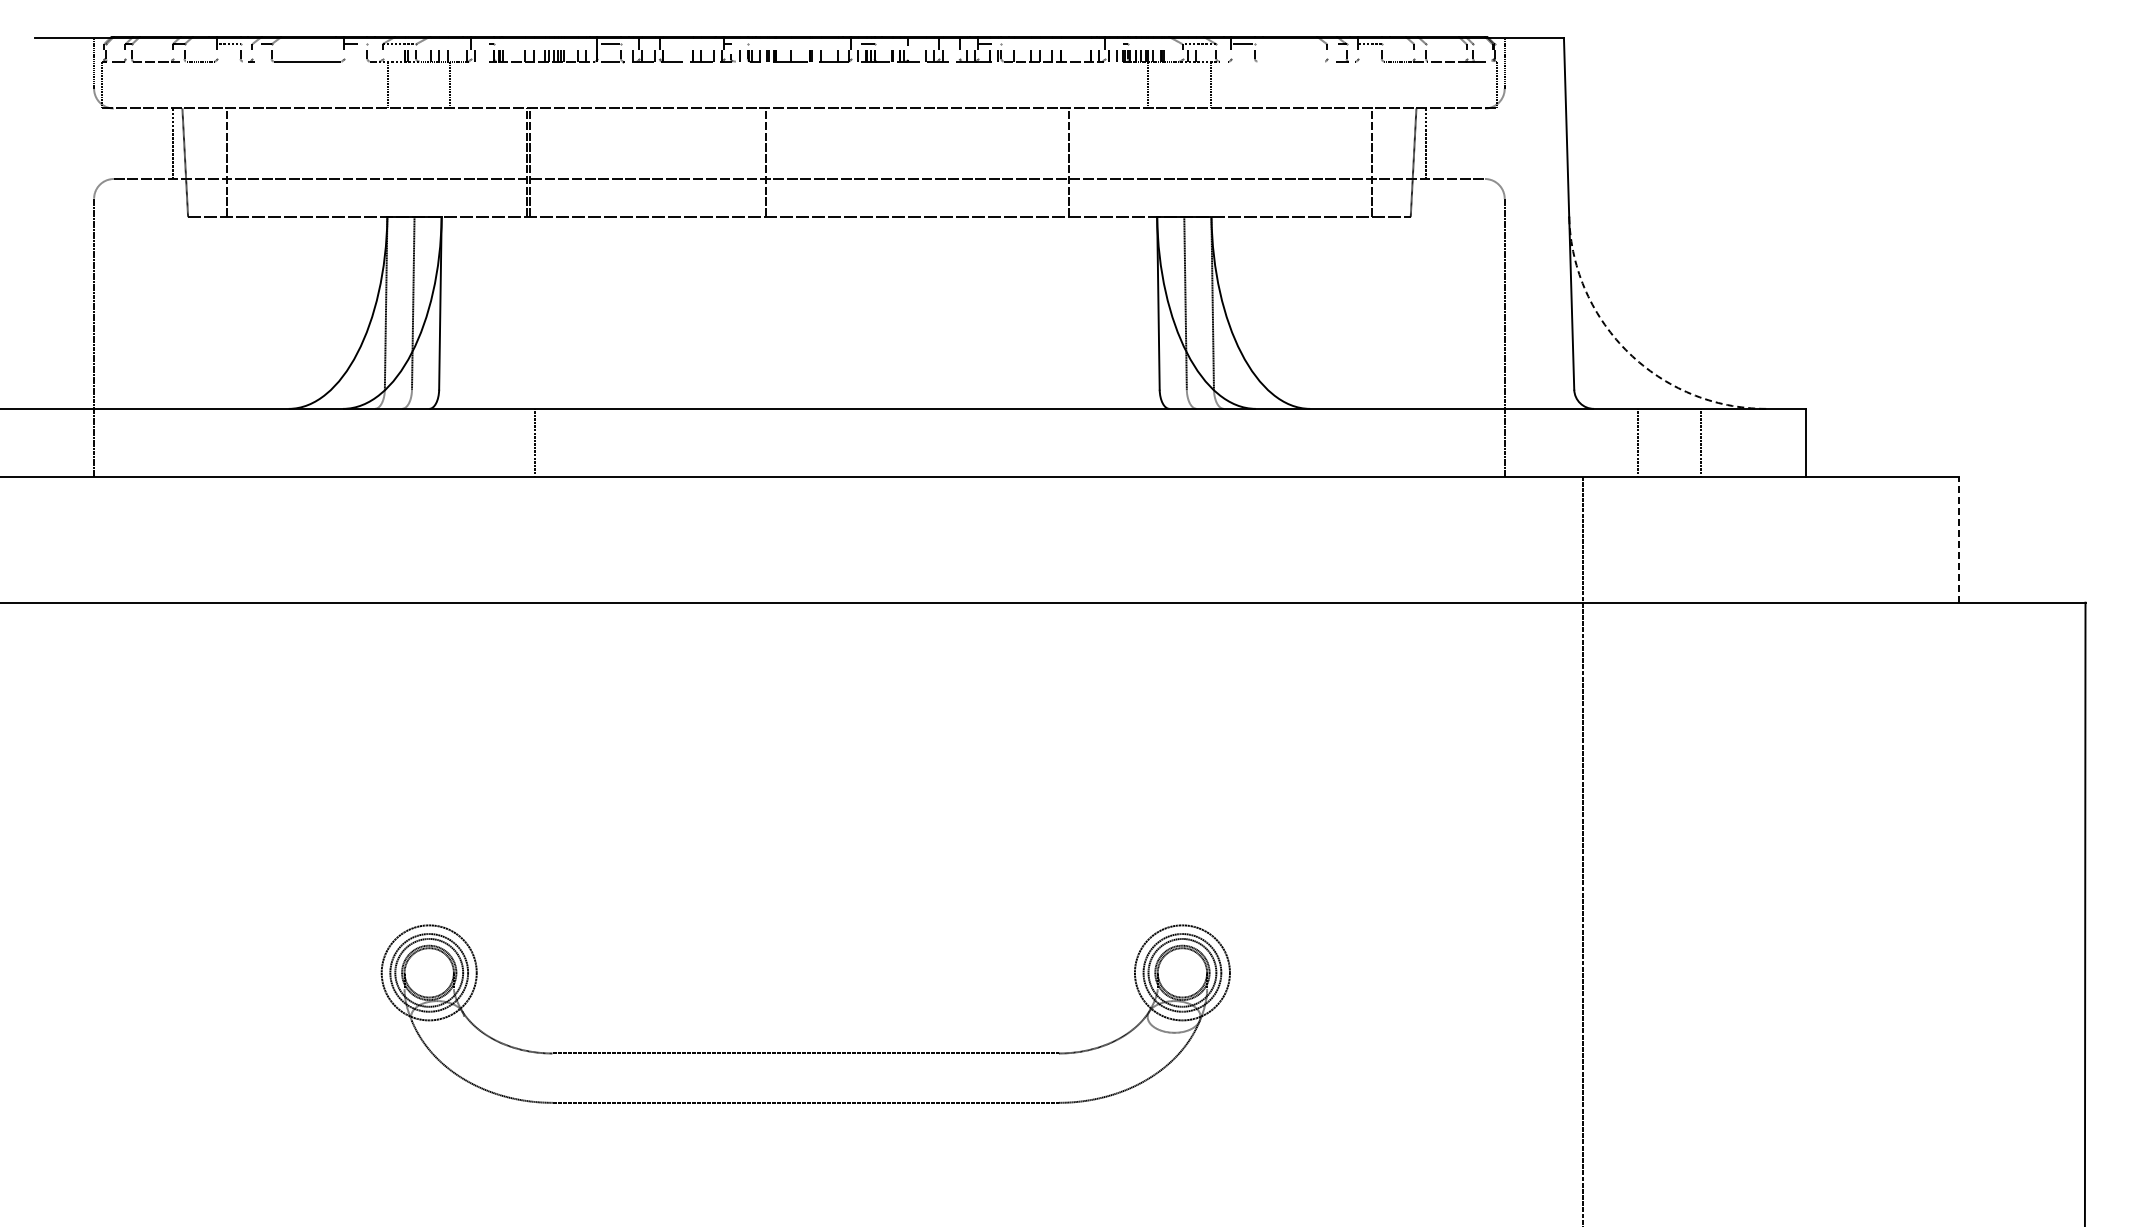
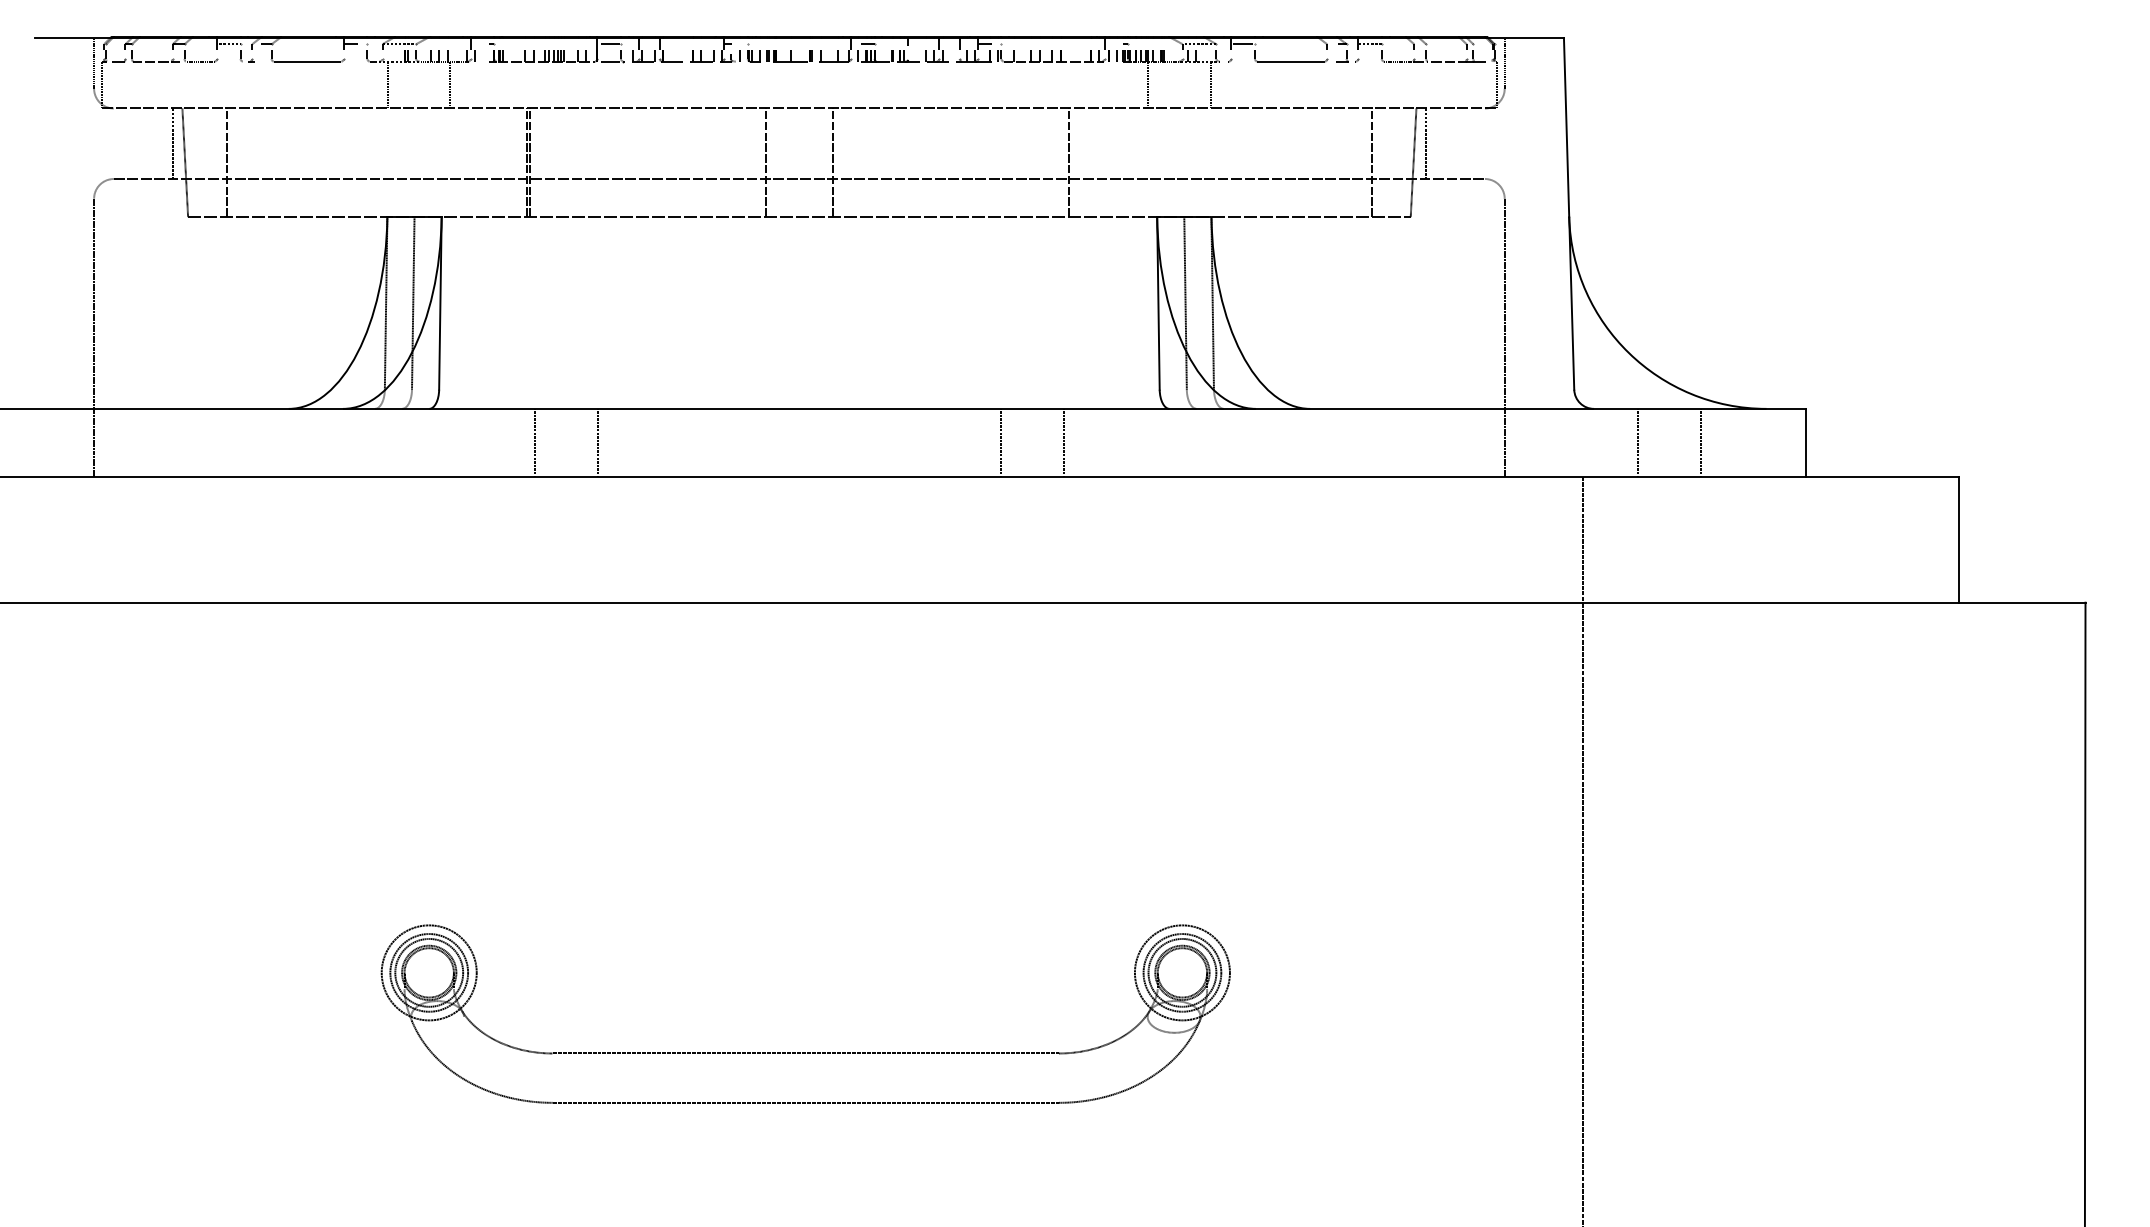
line: none -> present (1291, 61)
line: none -> present (832, 162)
arc: dashed -> solid (1629, 353)
line: none -> present (597, 442)
line: none -> present (1001, 442)
line: none -> present (1063, 442)
line: dashed -> solid (1959, 539)
